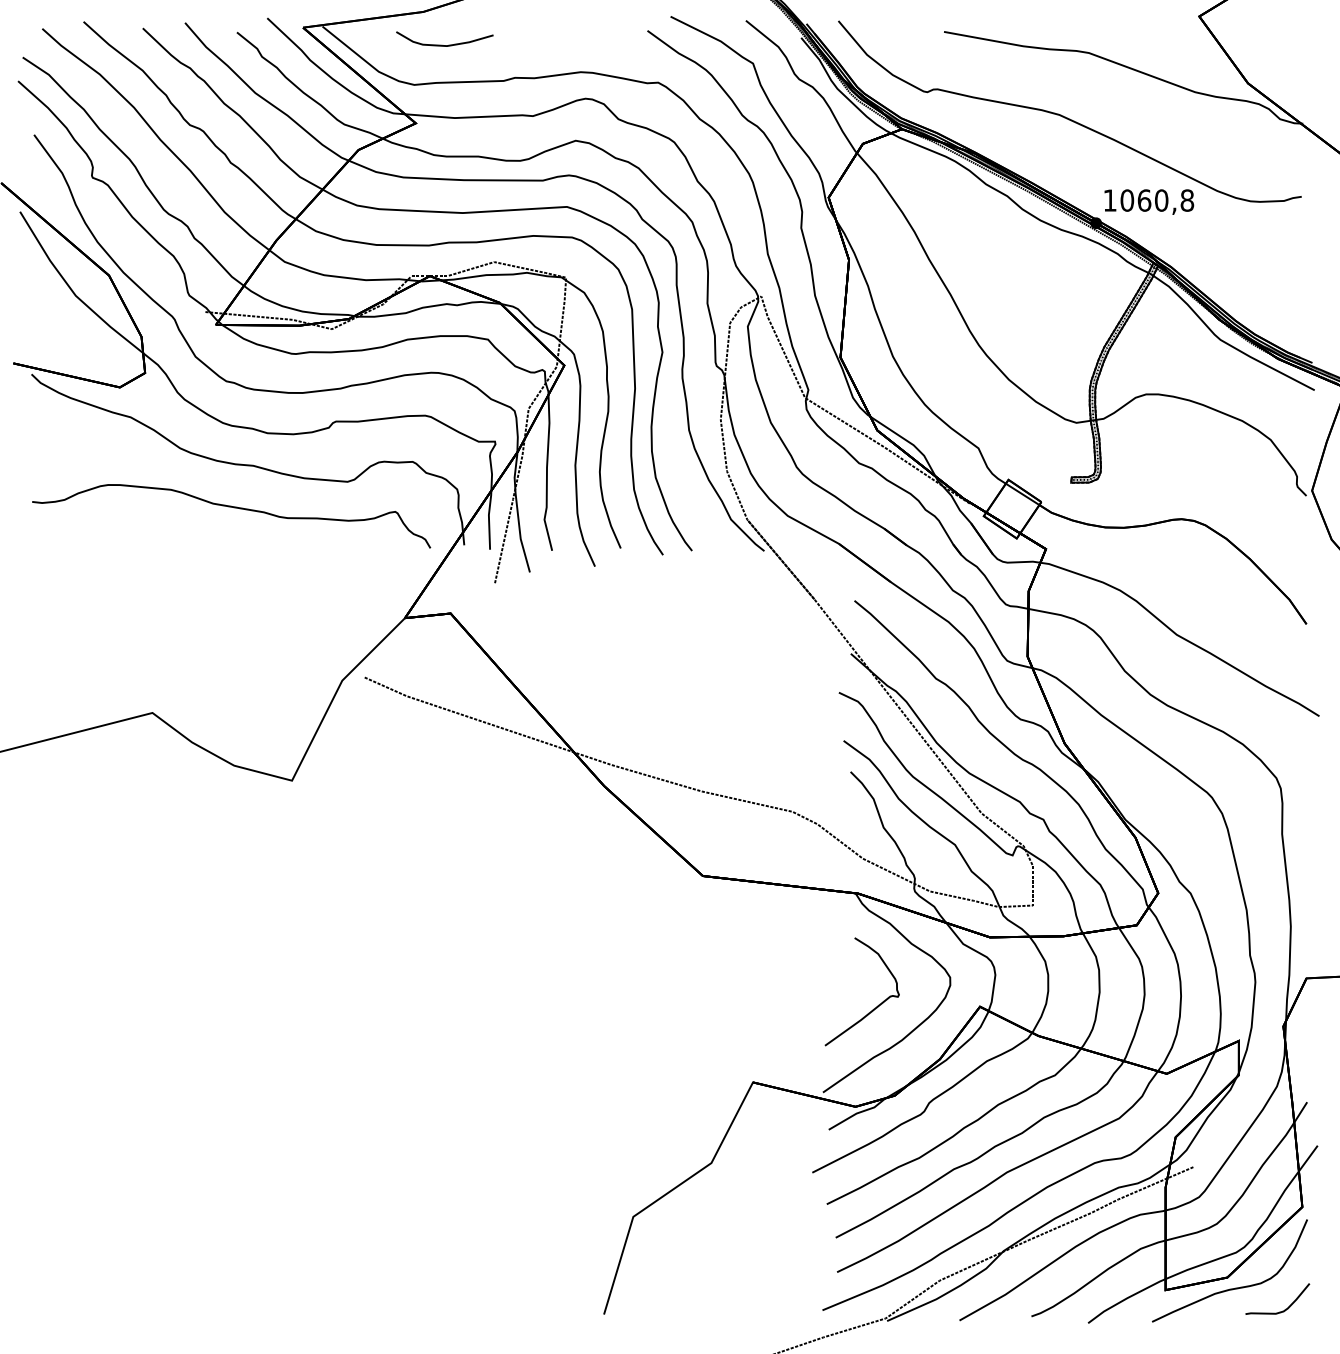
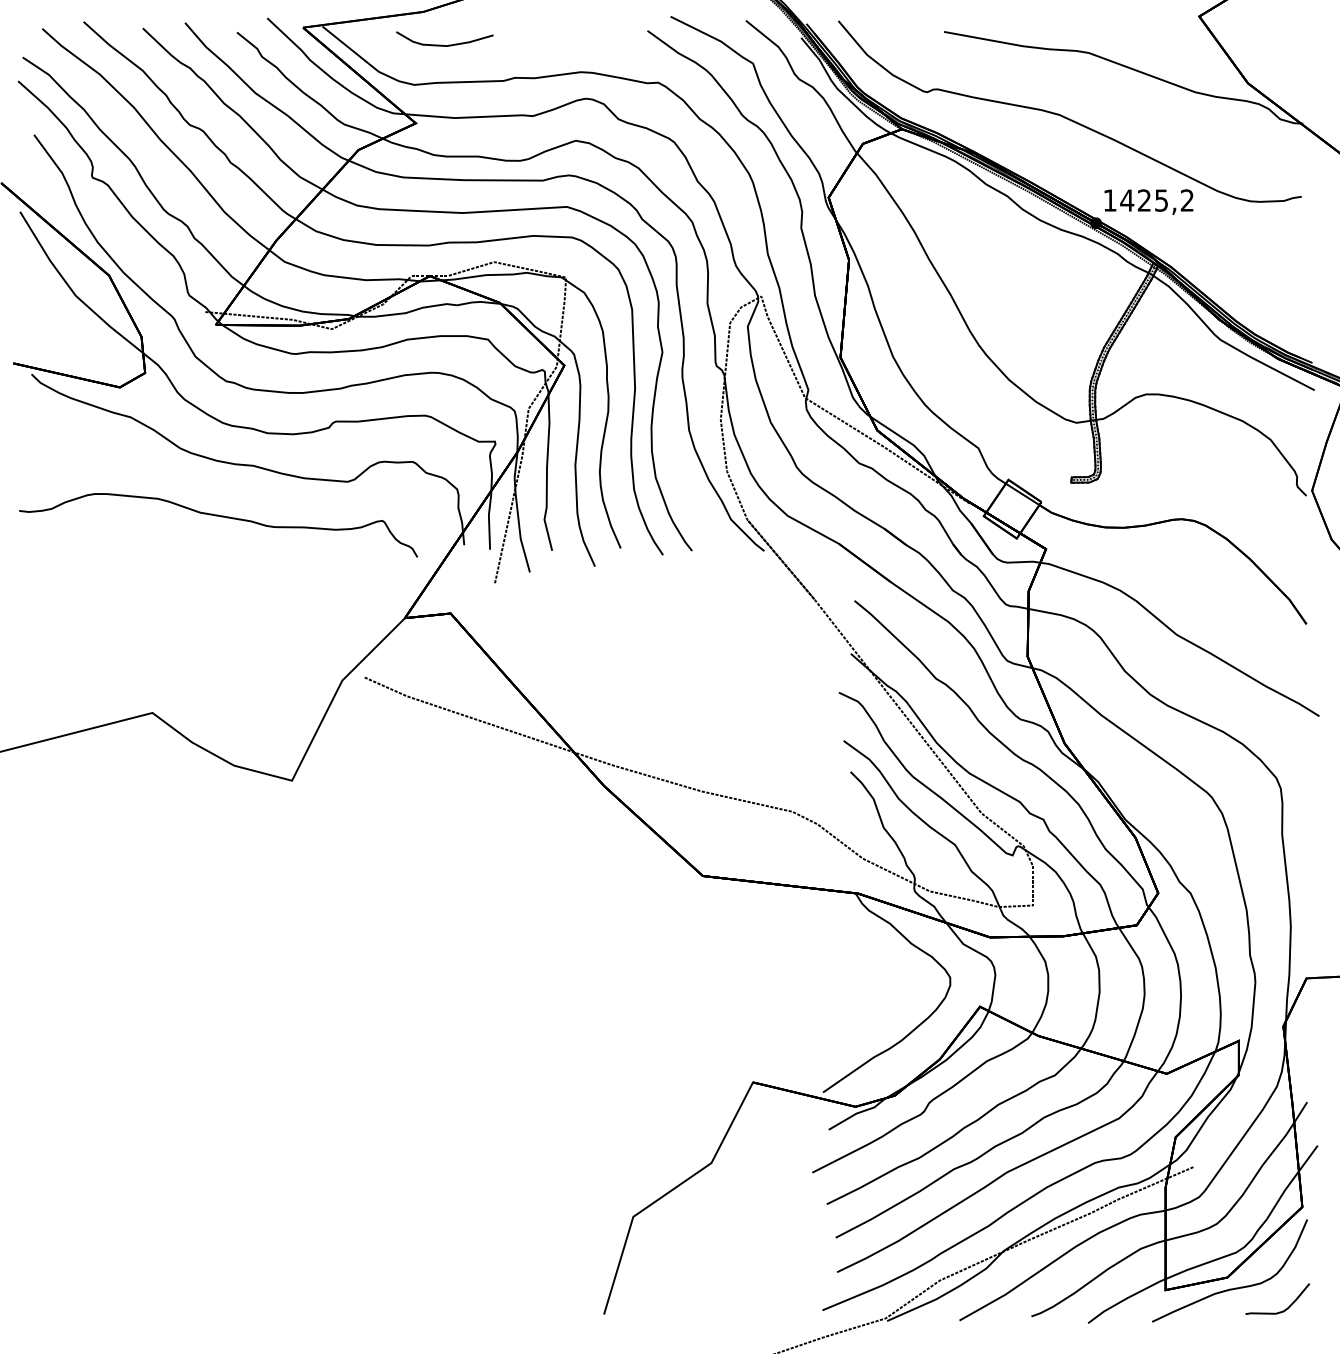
text: 1060,8 -> 1425,2 (1157, 200)
curve position: (234, 508) -> (221, 517) (221, 517)
part: present -> none (873, 1008)
